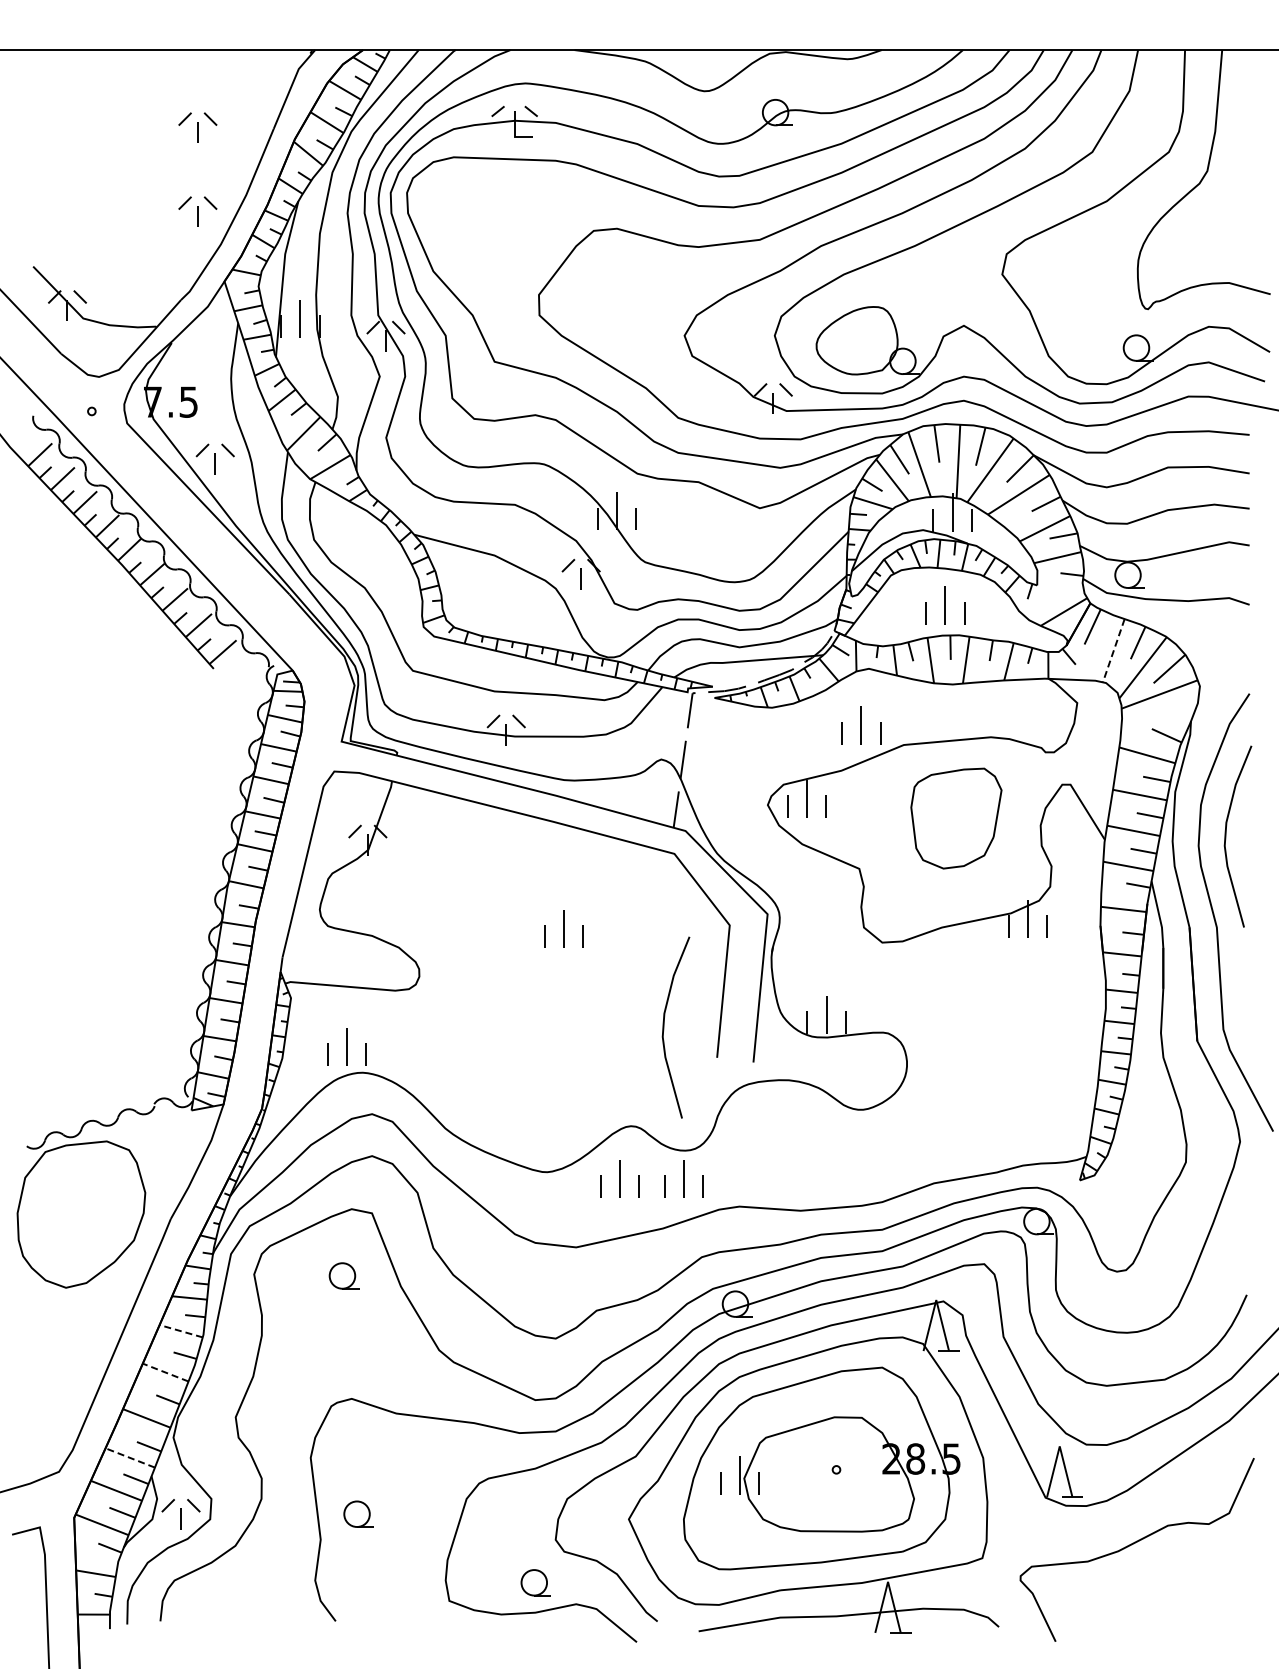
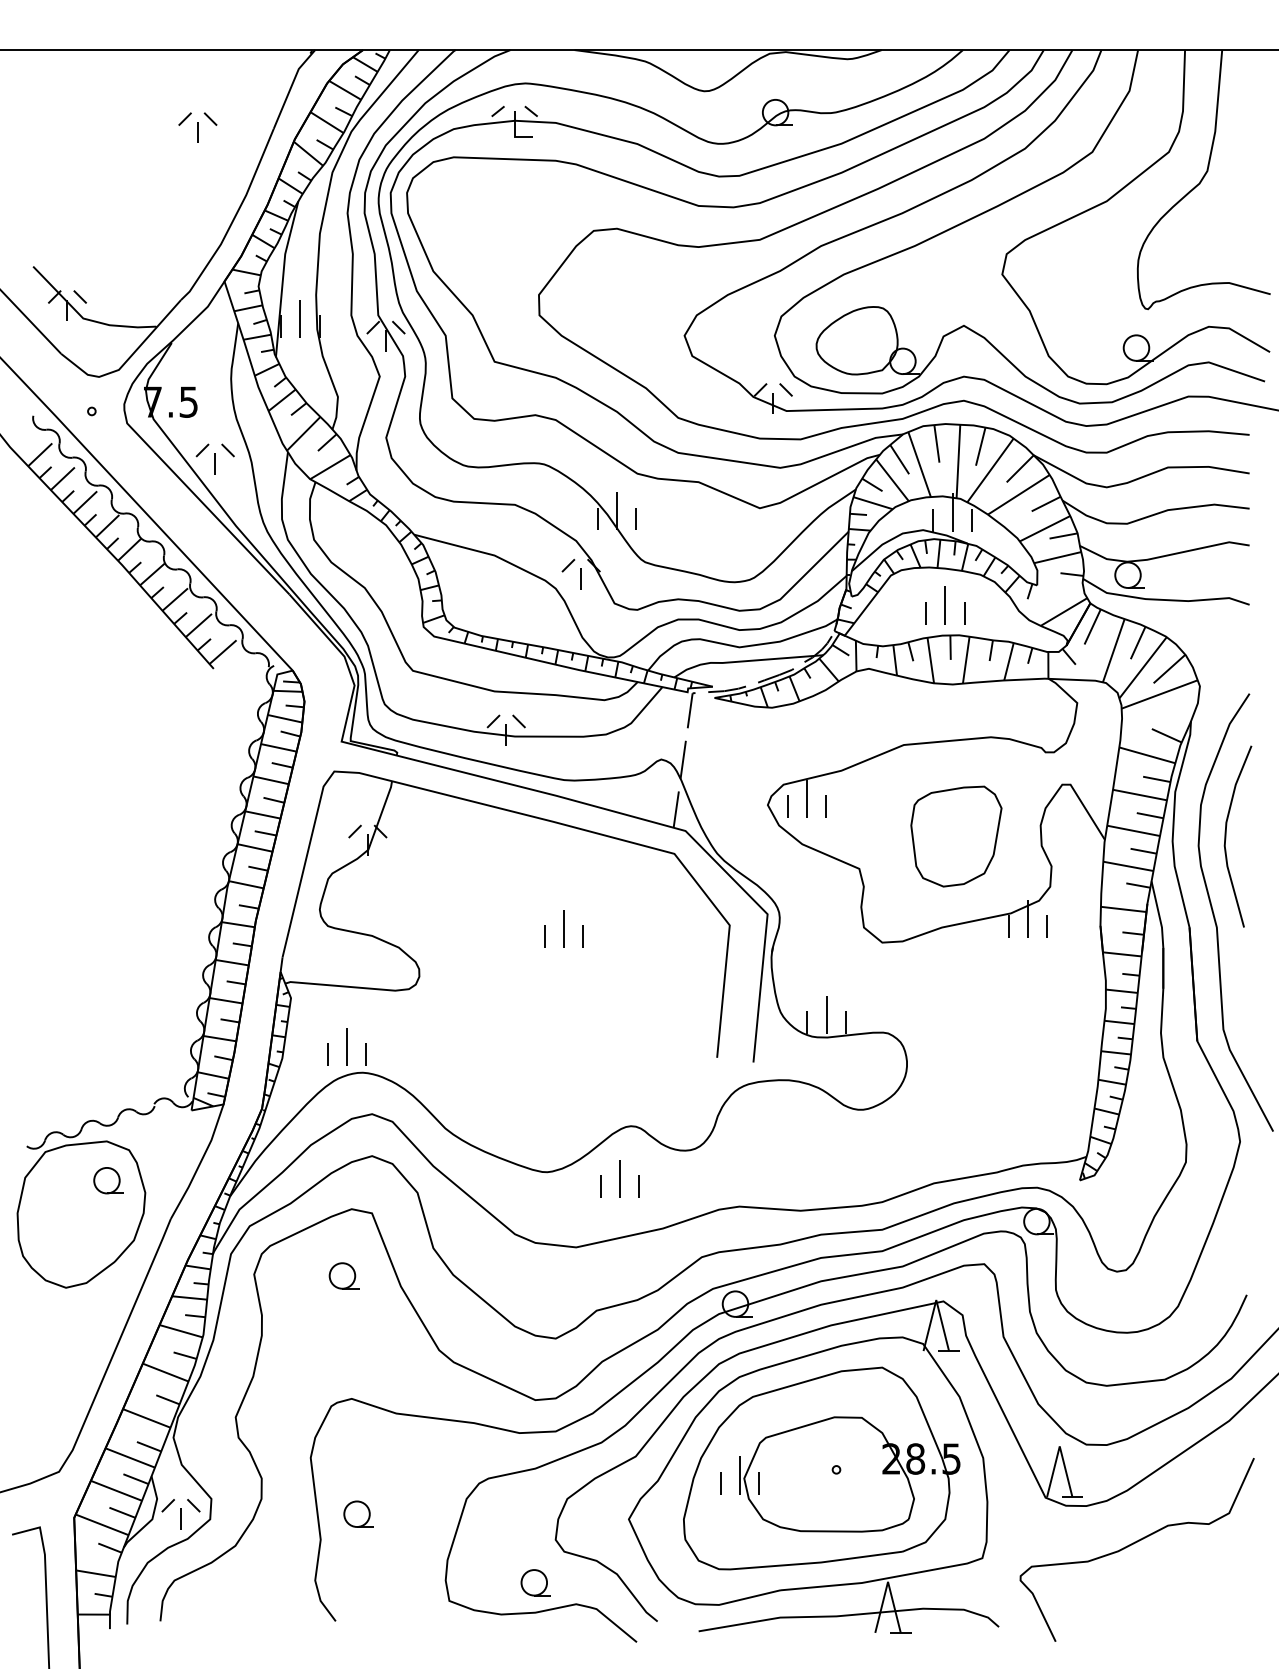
part: present -> none (197, 211)
line: dashed -> solid (1113, 651)
part: present -> none (861, 725)
part position: (956, 818) -> (956, 836) (956, 836)
curve: present -> none (664, 1027)
part: present -> none (683, 1178)
part: none -> present (108, 1180)
line: dashed -> solid (180, 1331)
line: dashed -> solid (165, 1372)
line: dashed -> solid (130, 1457)
